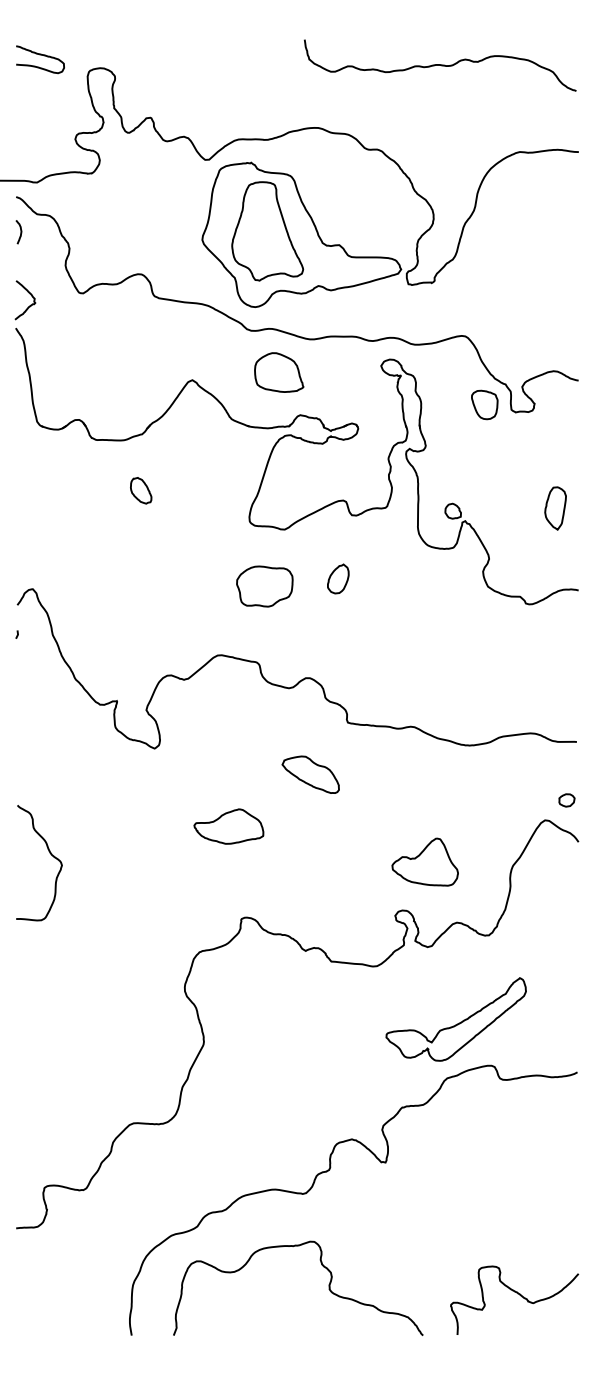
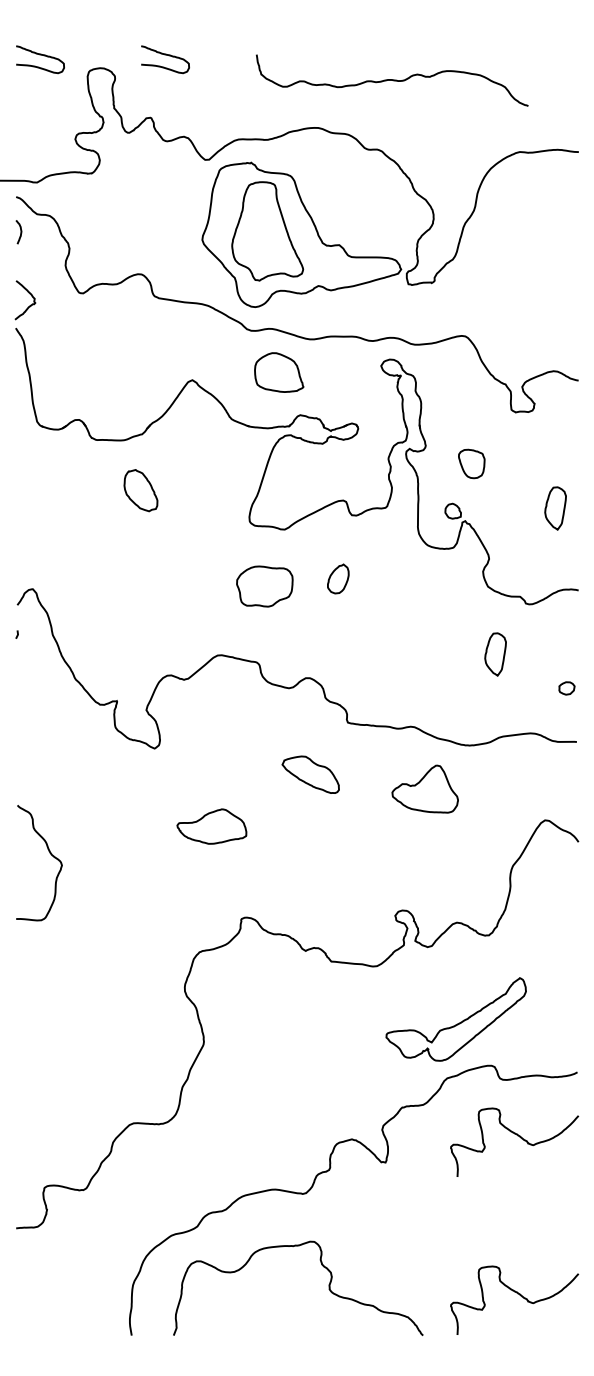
curve: none -> present (165, 55)
curve position: (440, 65) -> (392, 80) (392, 80)
part position: (484, 404) -> (471, 463) (471, 463)
part size: 23x28 px -> 36x44 px (140, 490)
part: none -> present (495, 654)
part position: (566, 800) -> (566, 688) (566, 688)
part position: (228, 826) -> (211, 826) (211, 826)
part position: (424, 861) -> (424, 788) (424, 788)
curve: none -> present (517, 1136)
